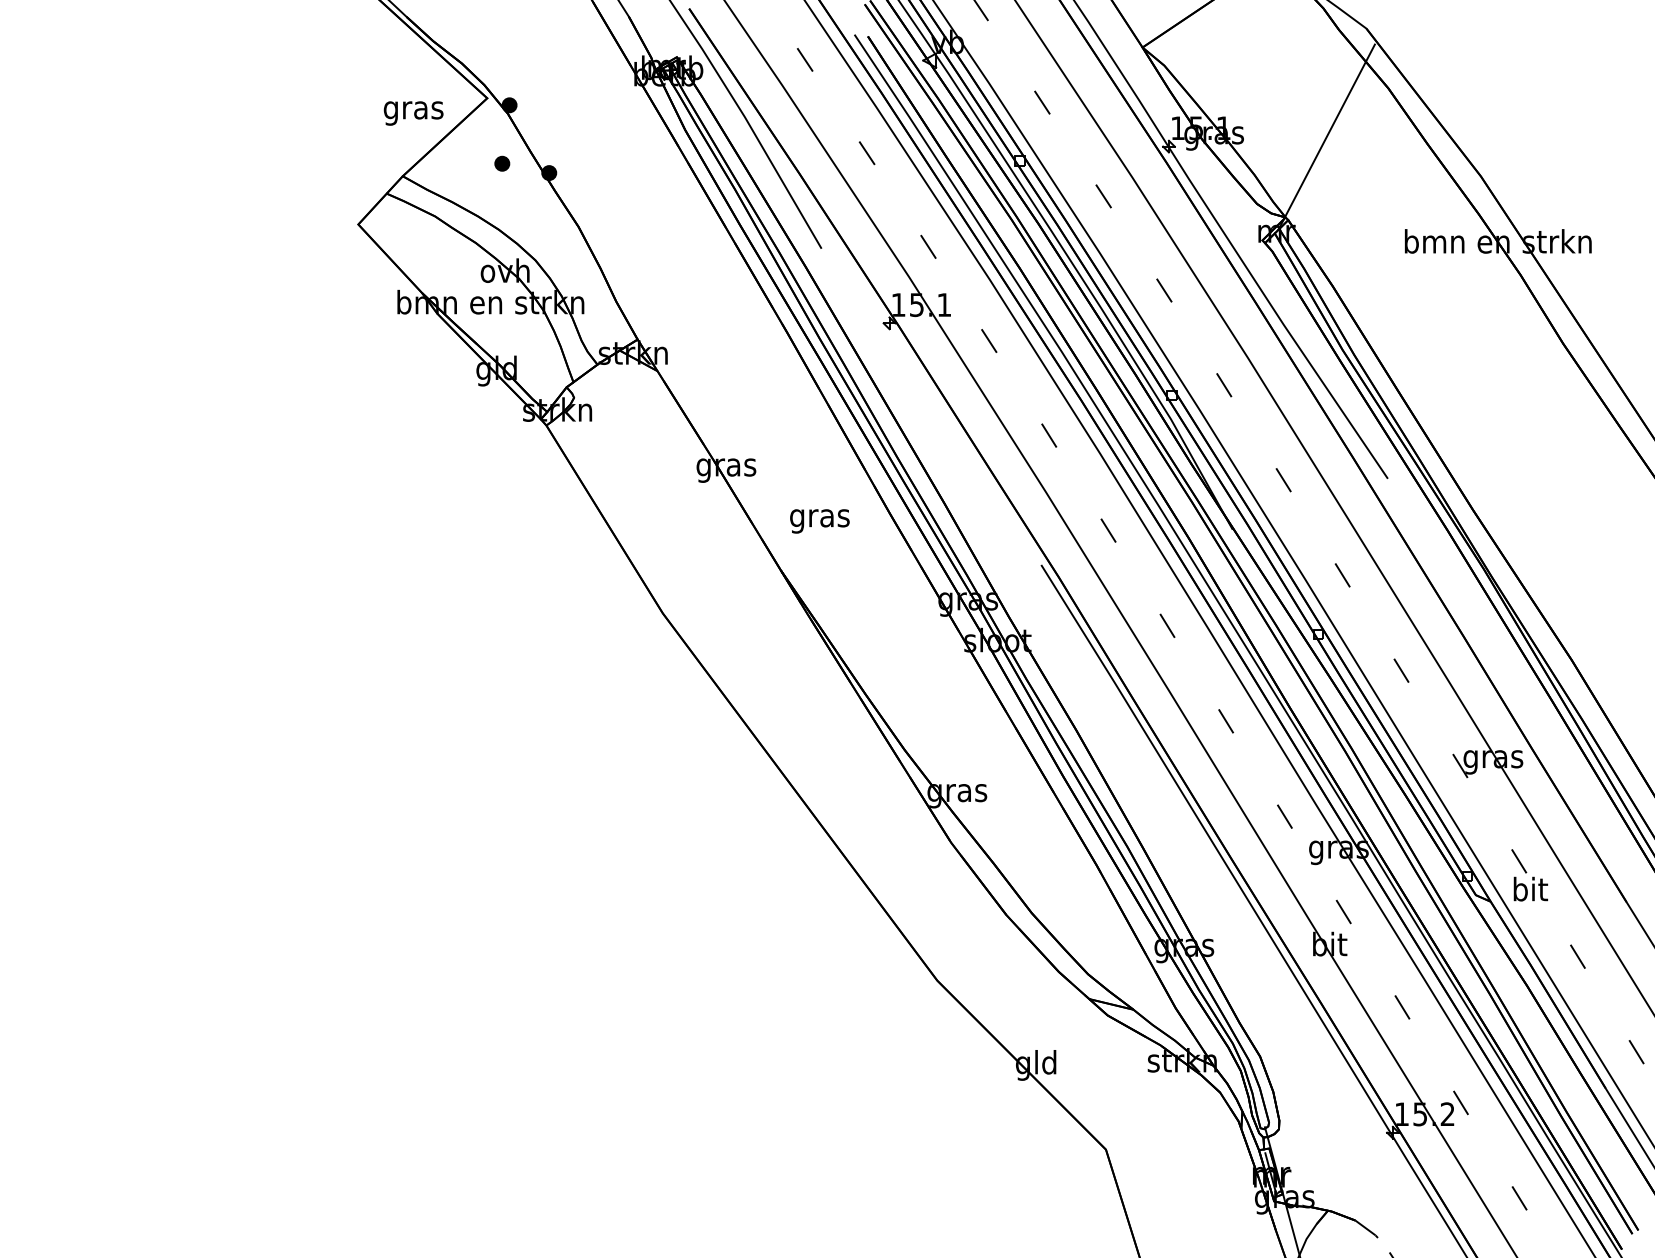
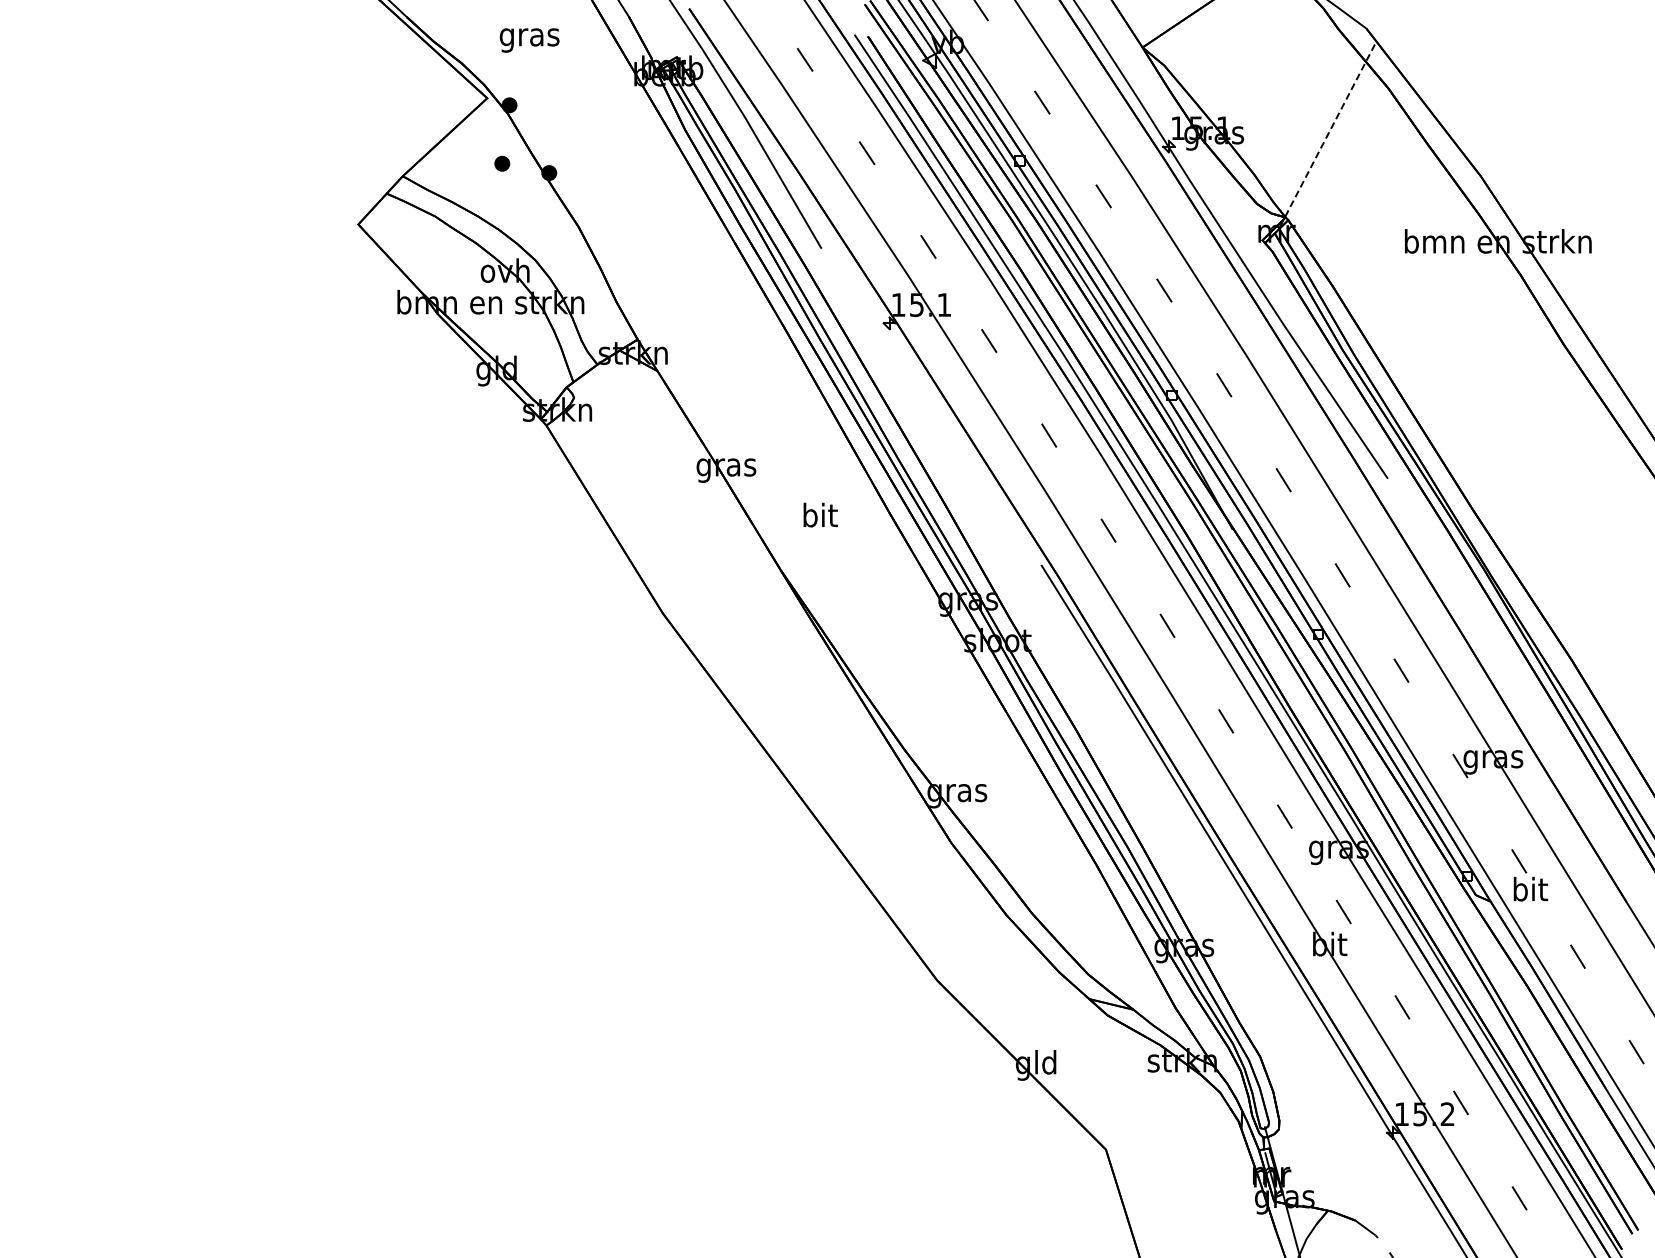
text position: (413, 113) -> (529, 40) (529, 40)
line: solid -> dashed (1326, 137)
text: gras -> bit (819, 517)
